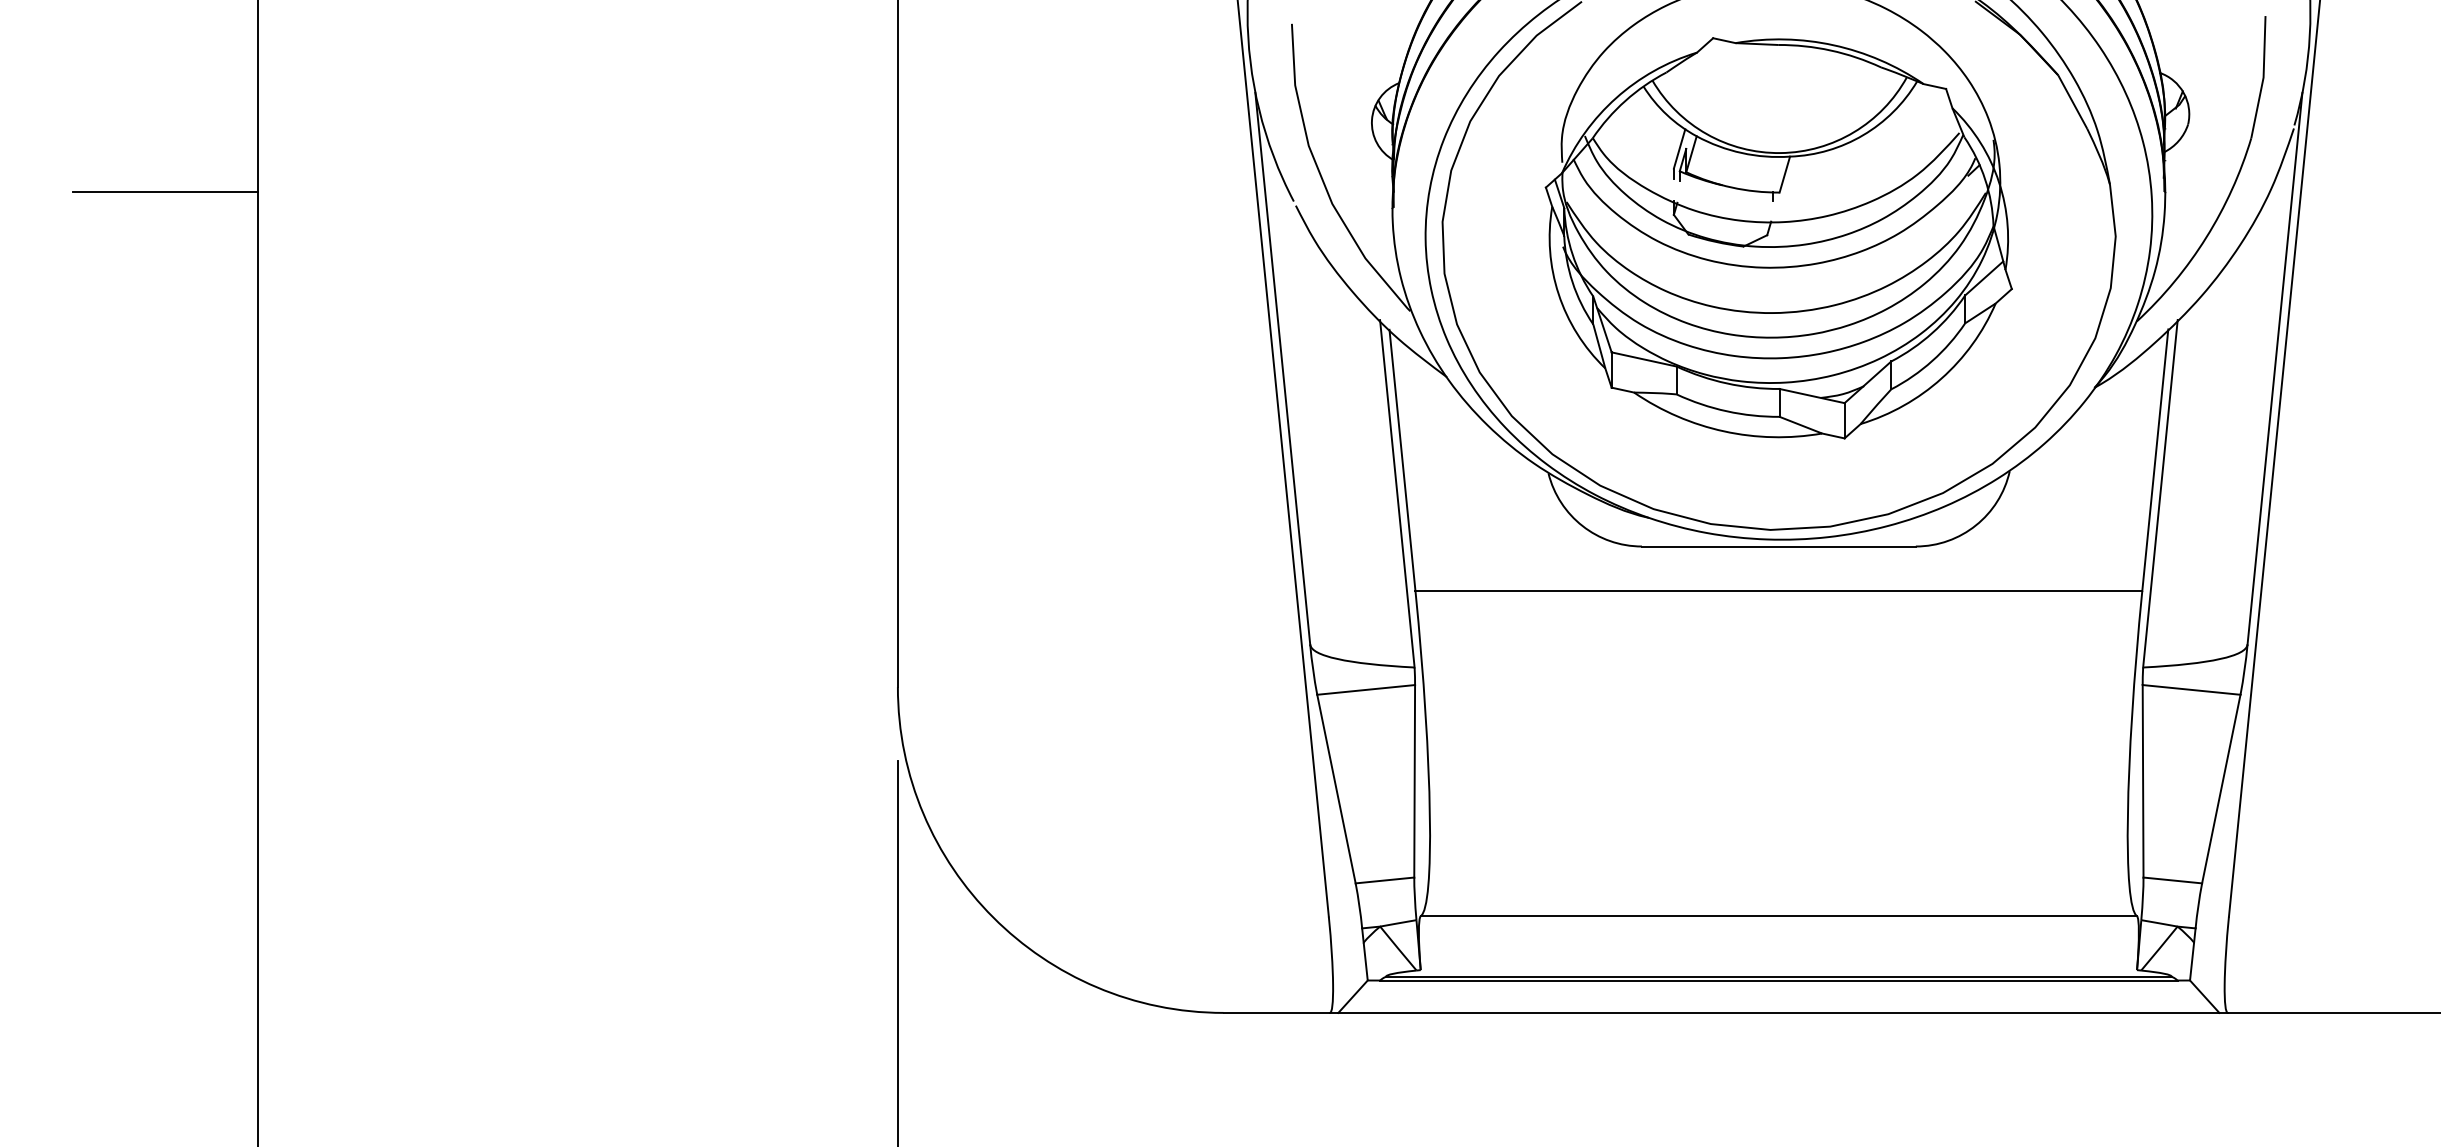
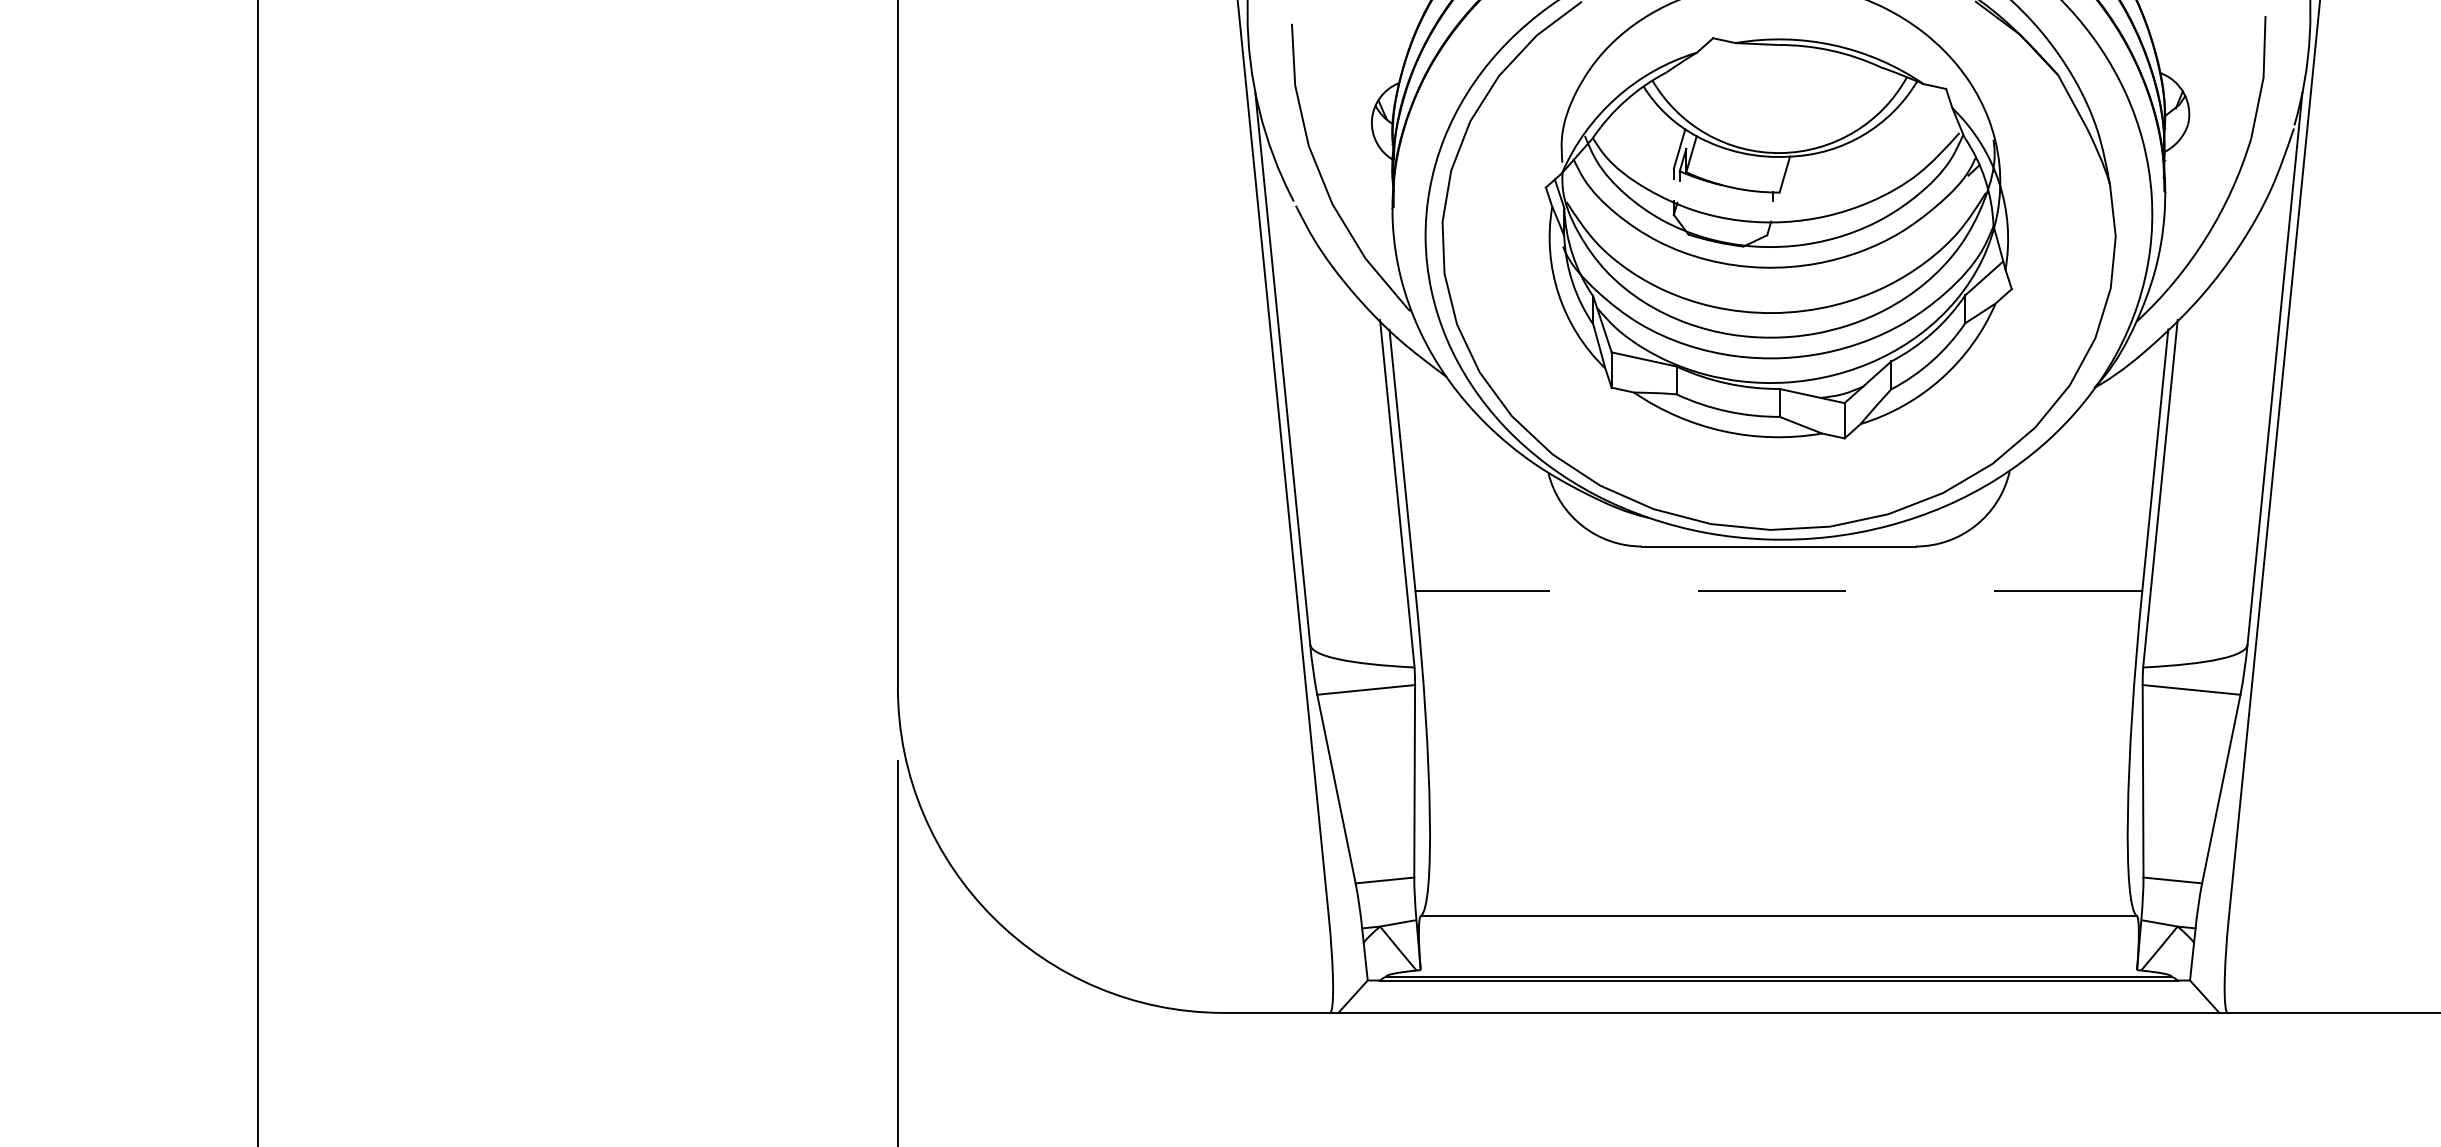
line: present -> none (165, 191)
line: solid -> dashed (1778, 590)
